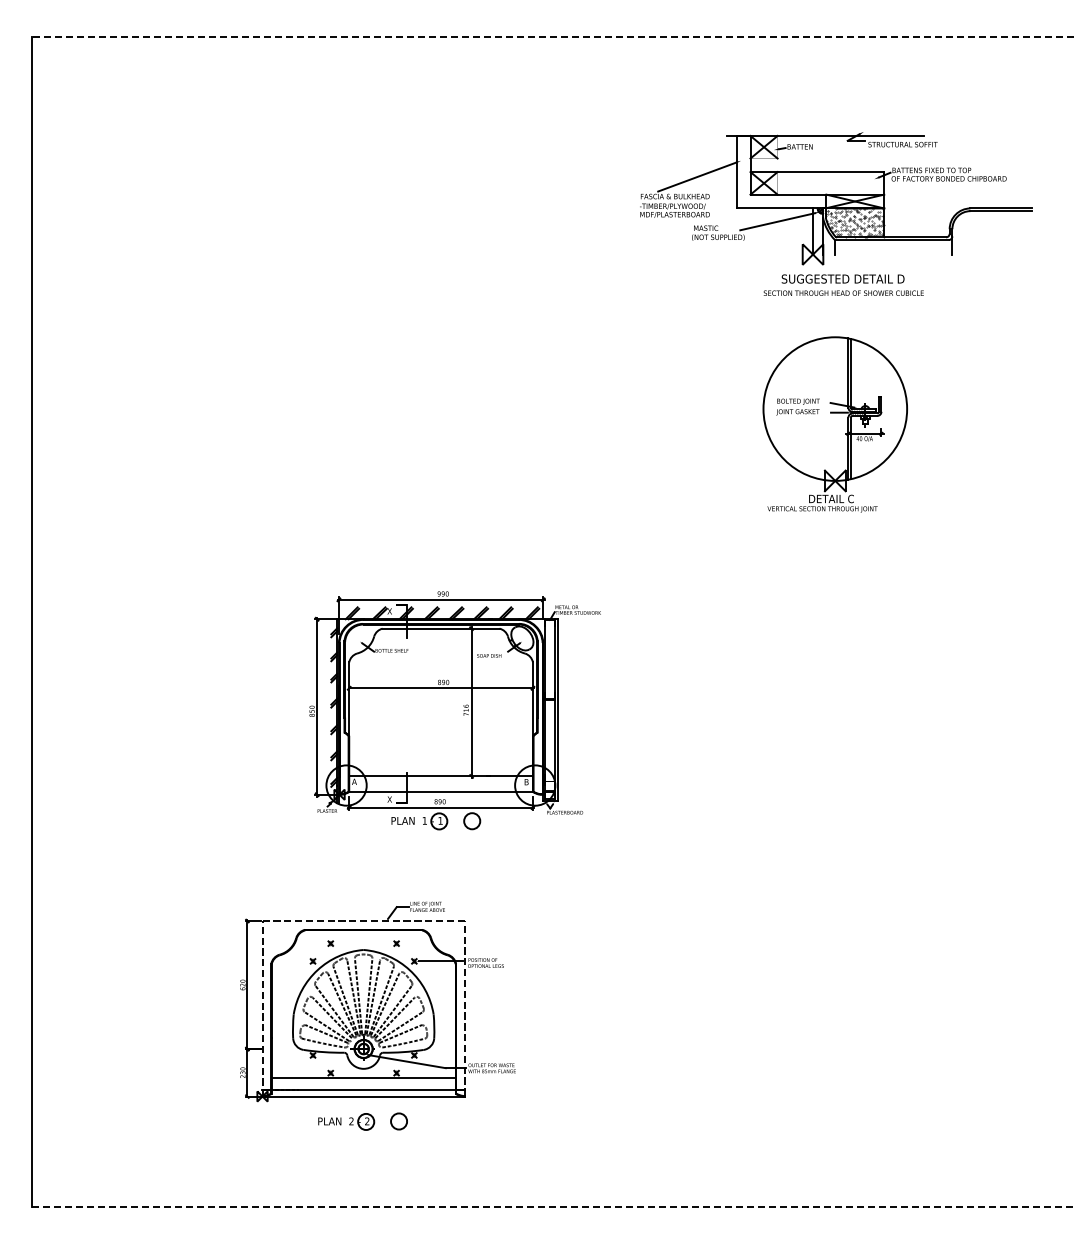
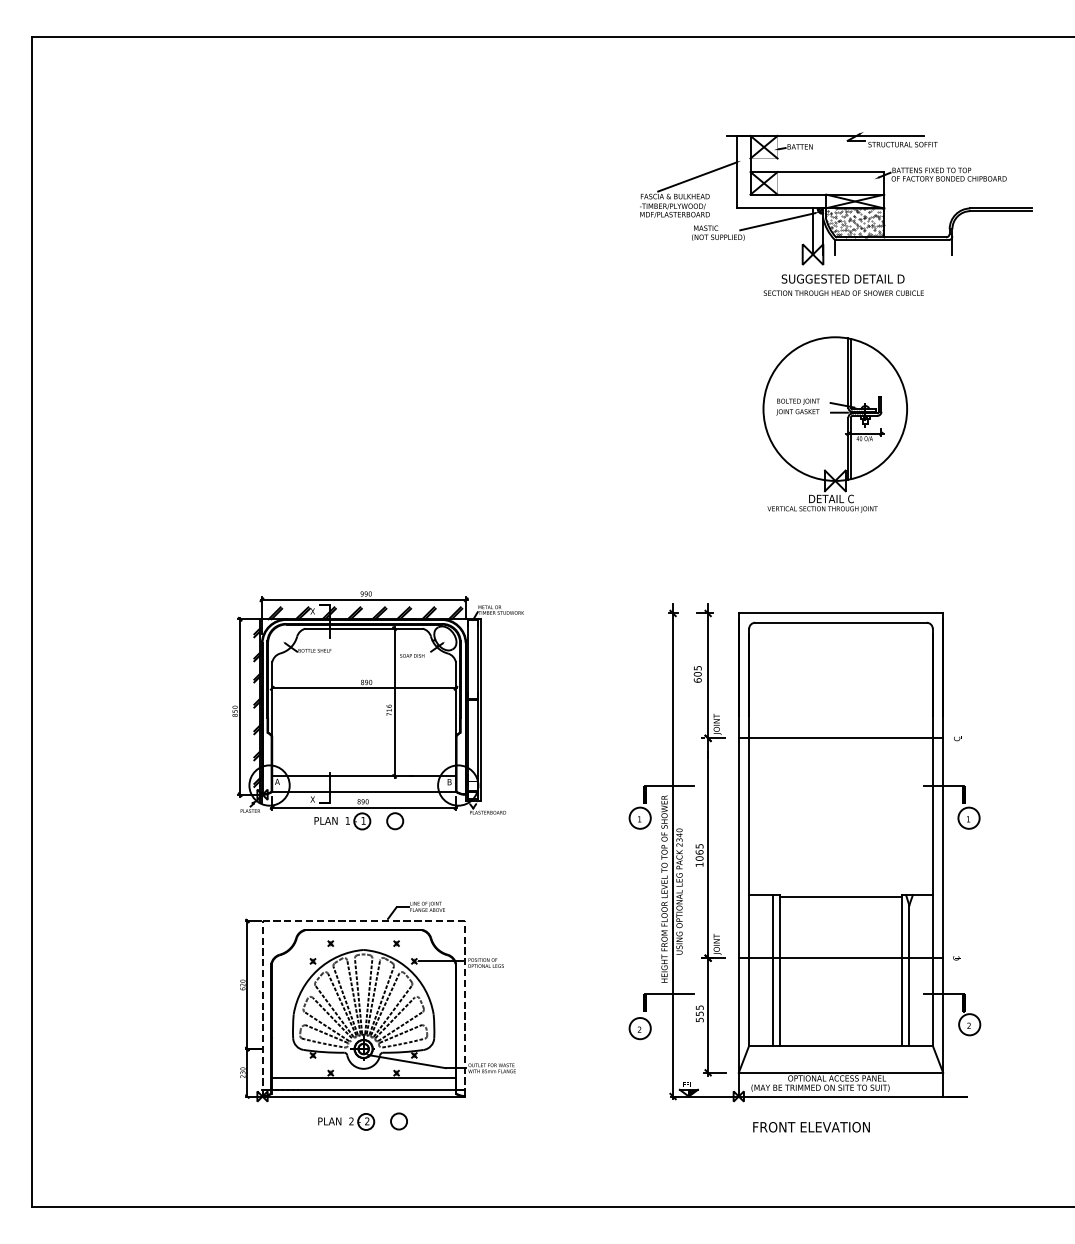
line: dashed -> solid (553, 37)
part position: (454, 710) -> (377, 710) (377, 710)
part: none -> present (804, 867)
line: dashed -> solid (554, 1206)
